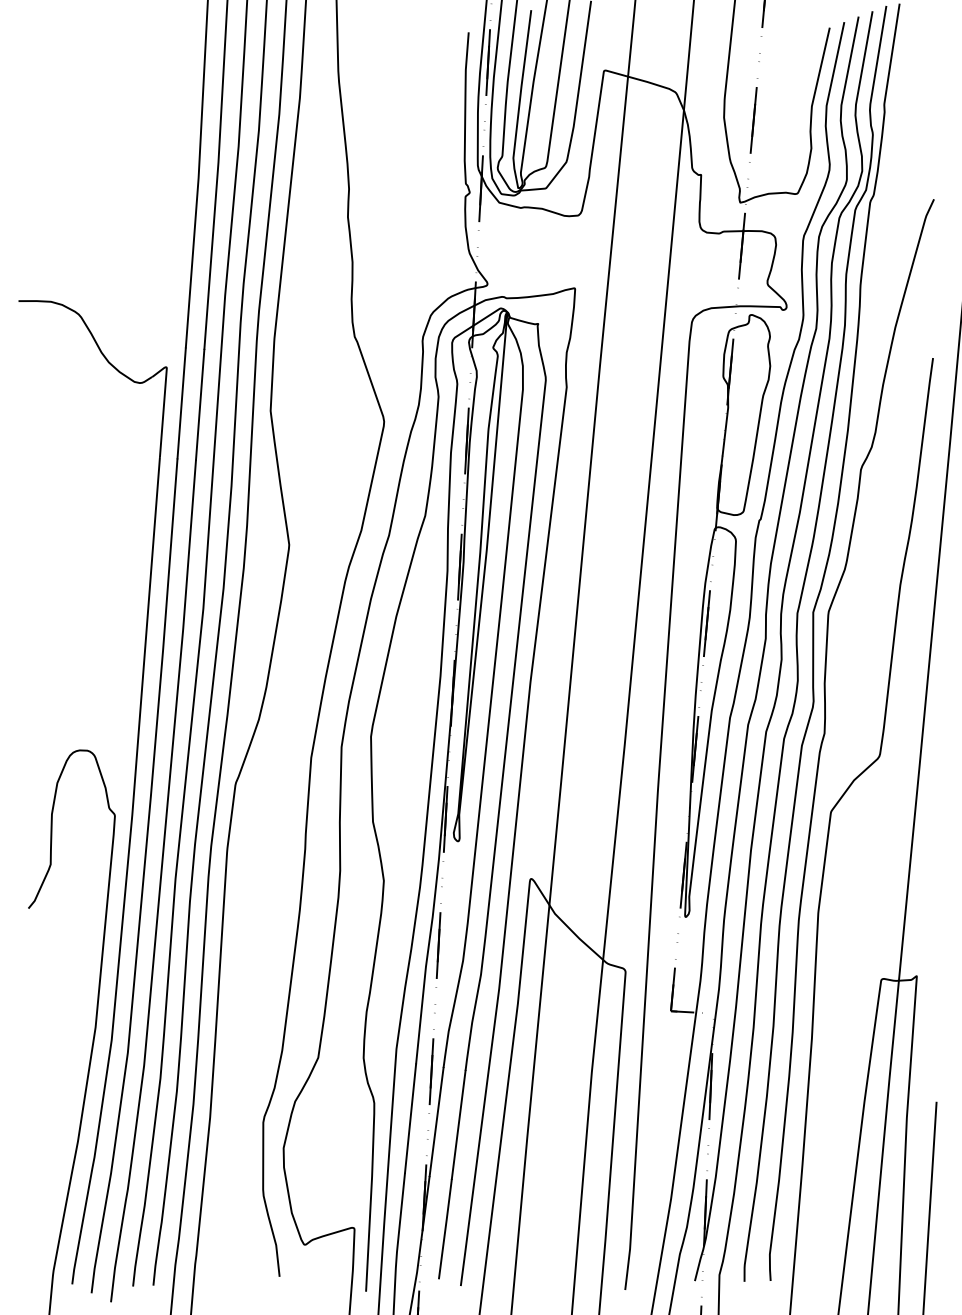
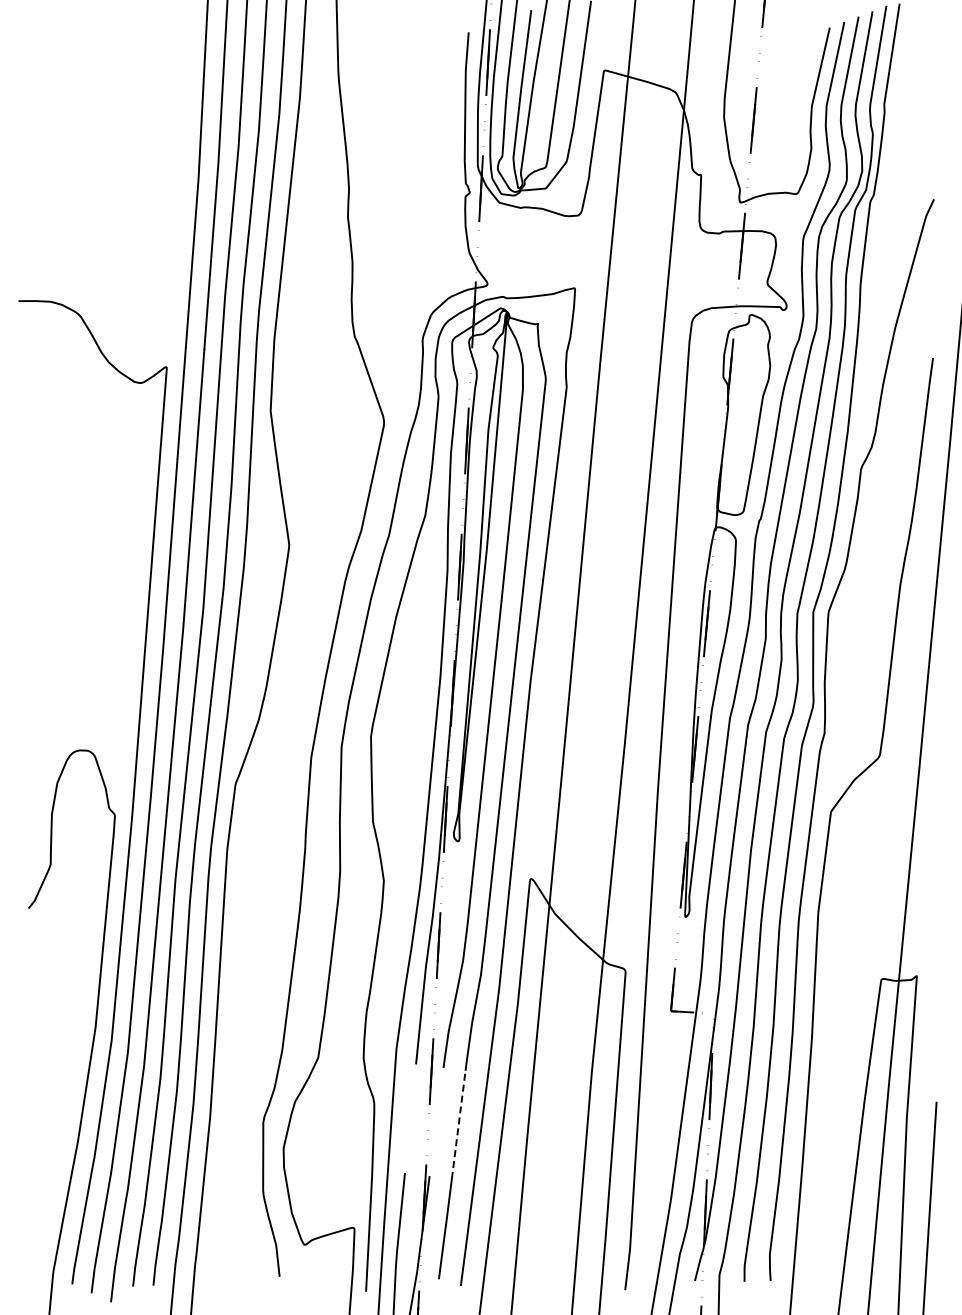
line: present -> none (410, 1118)
line: present -> none (436, 1121)
line: solid -> dashed (458, 1124)
